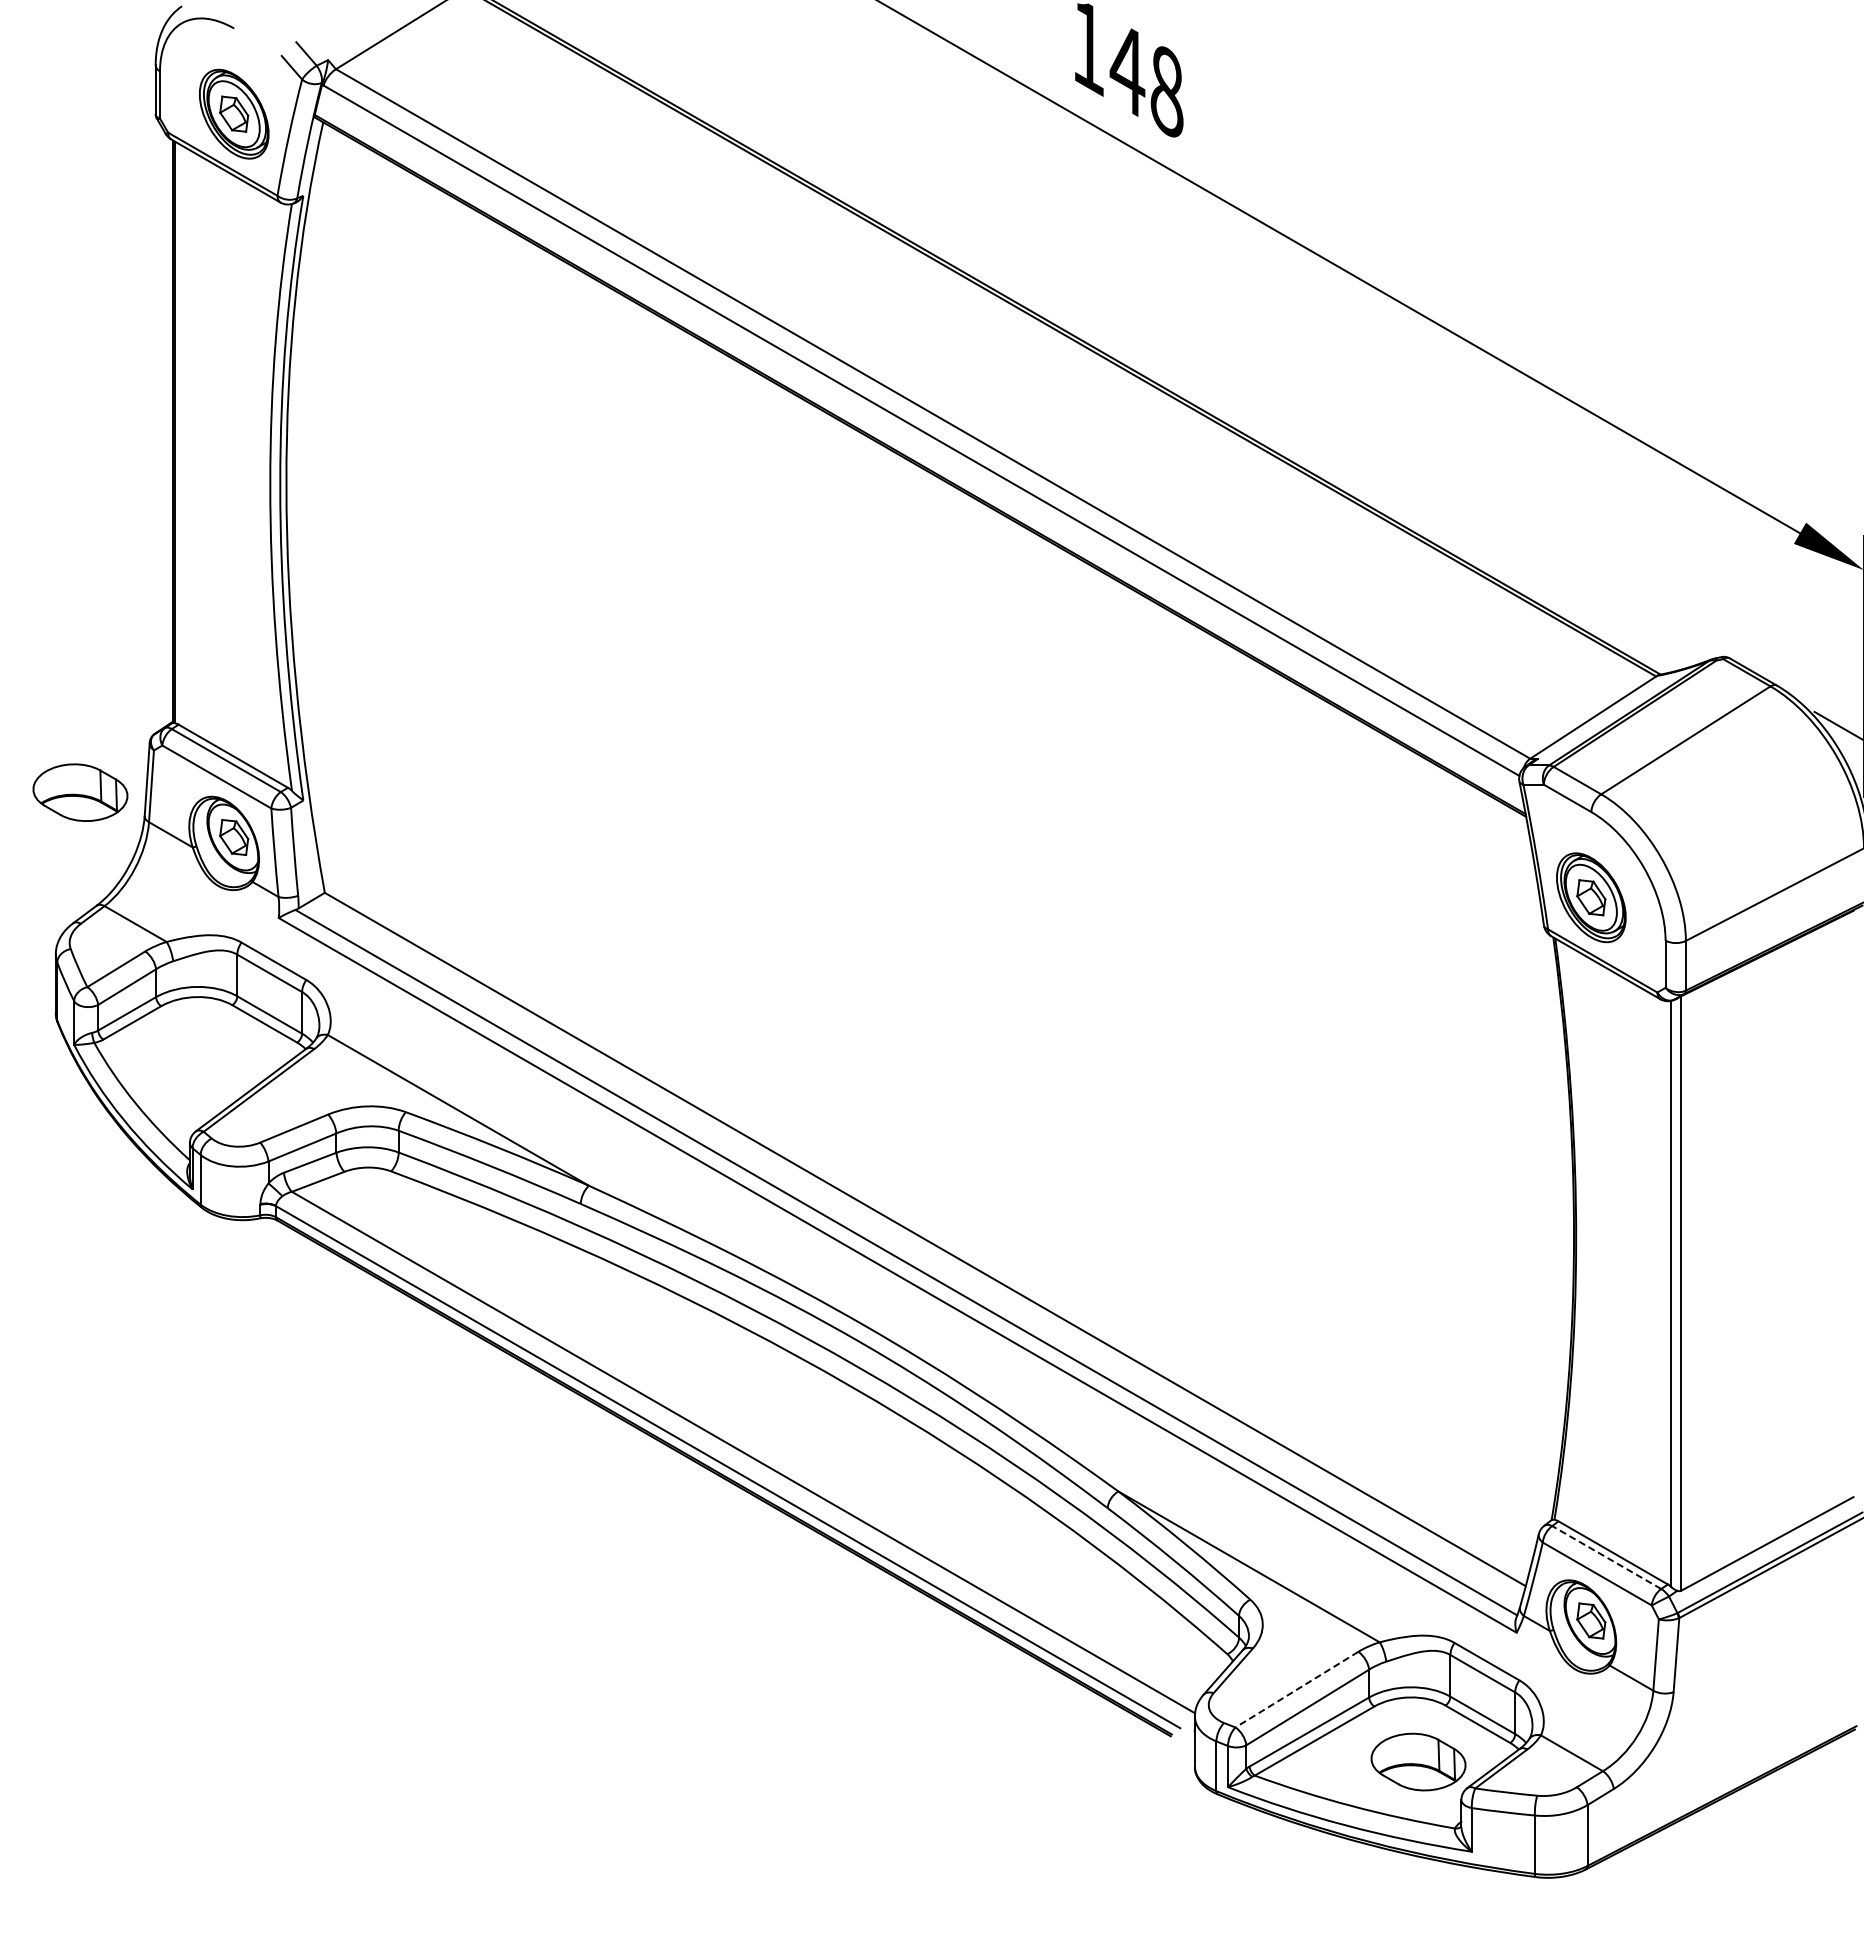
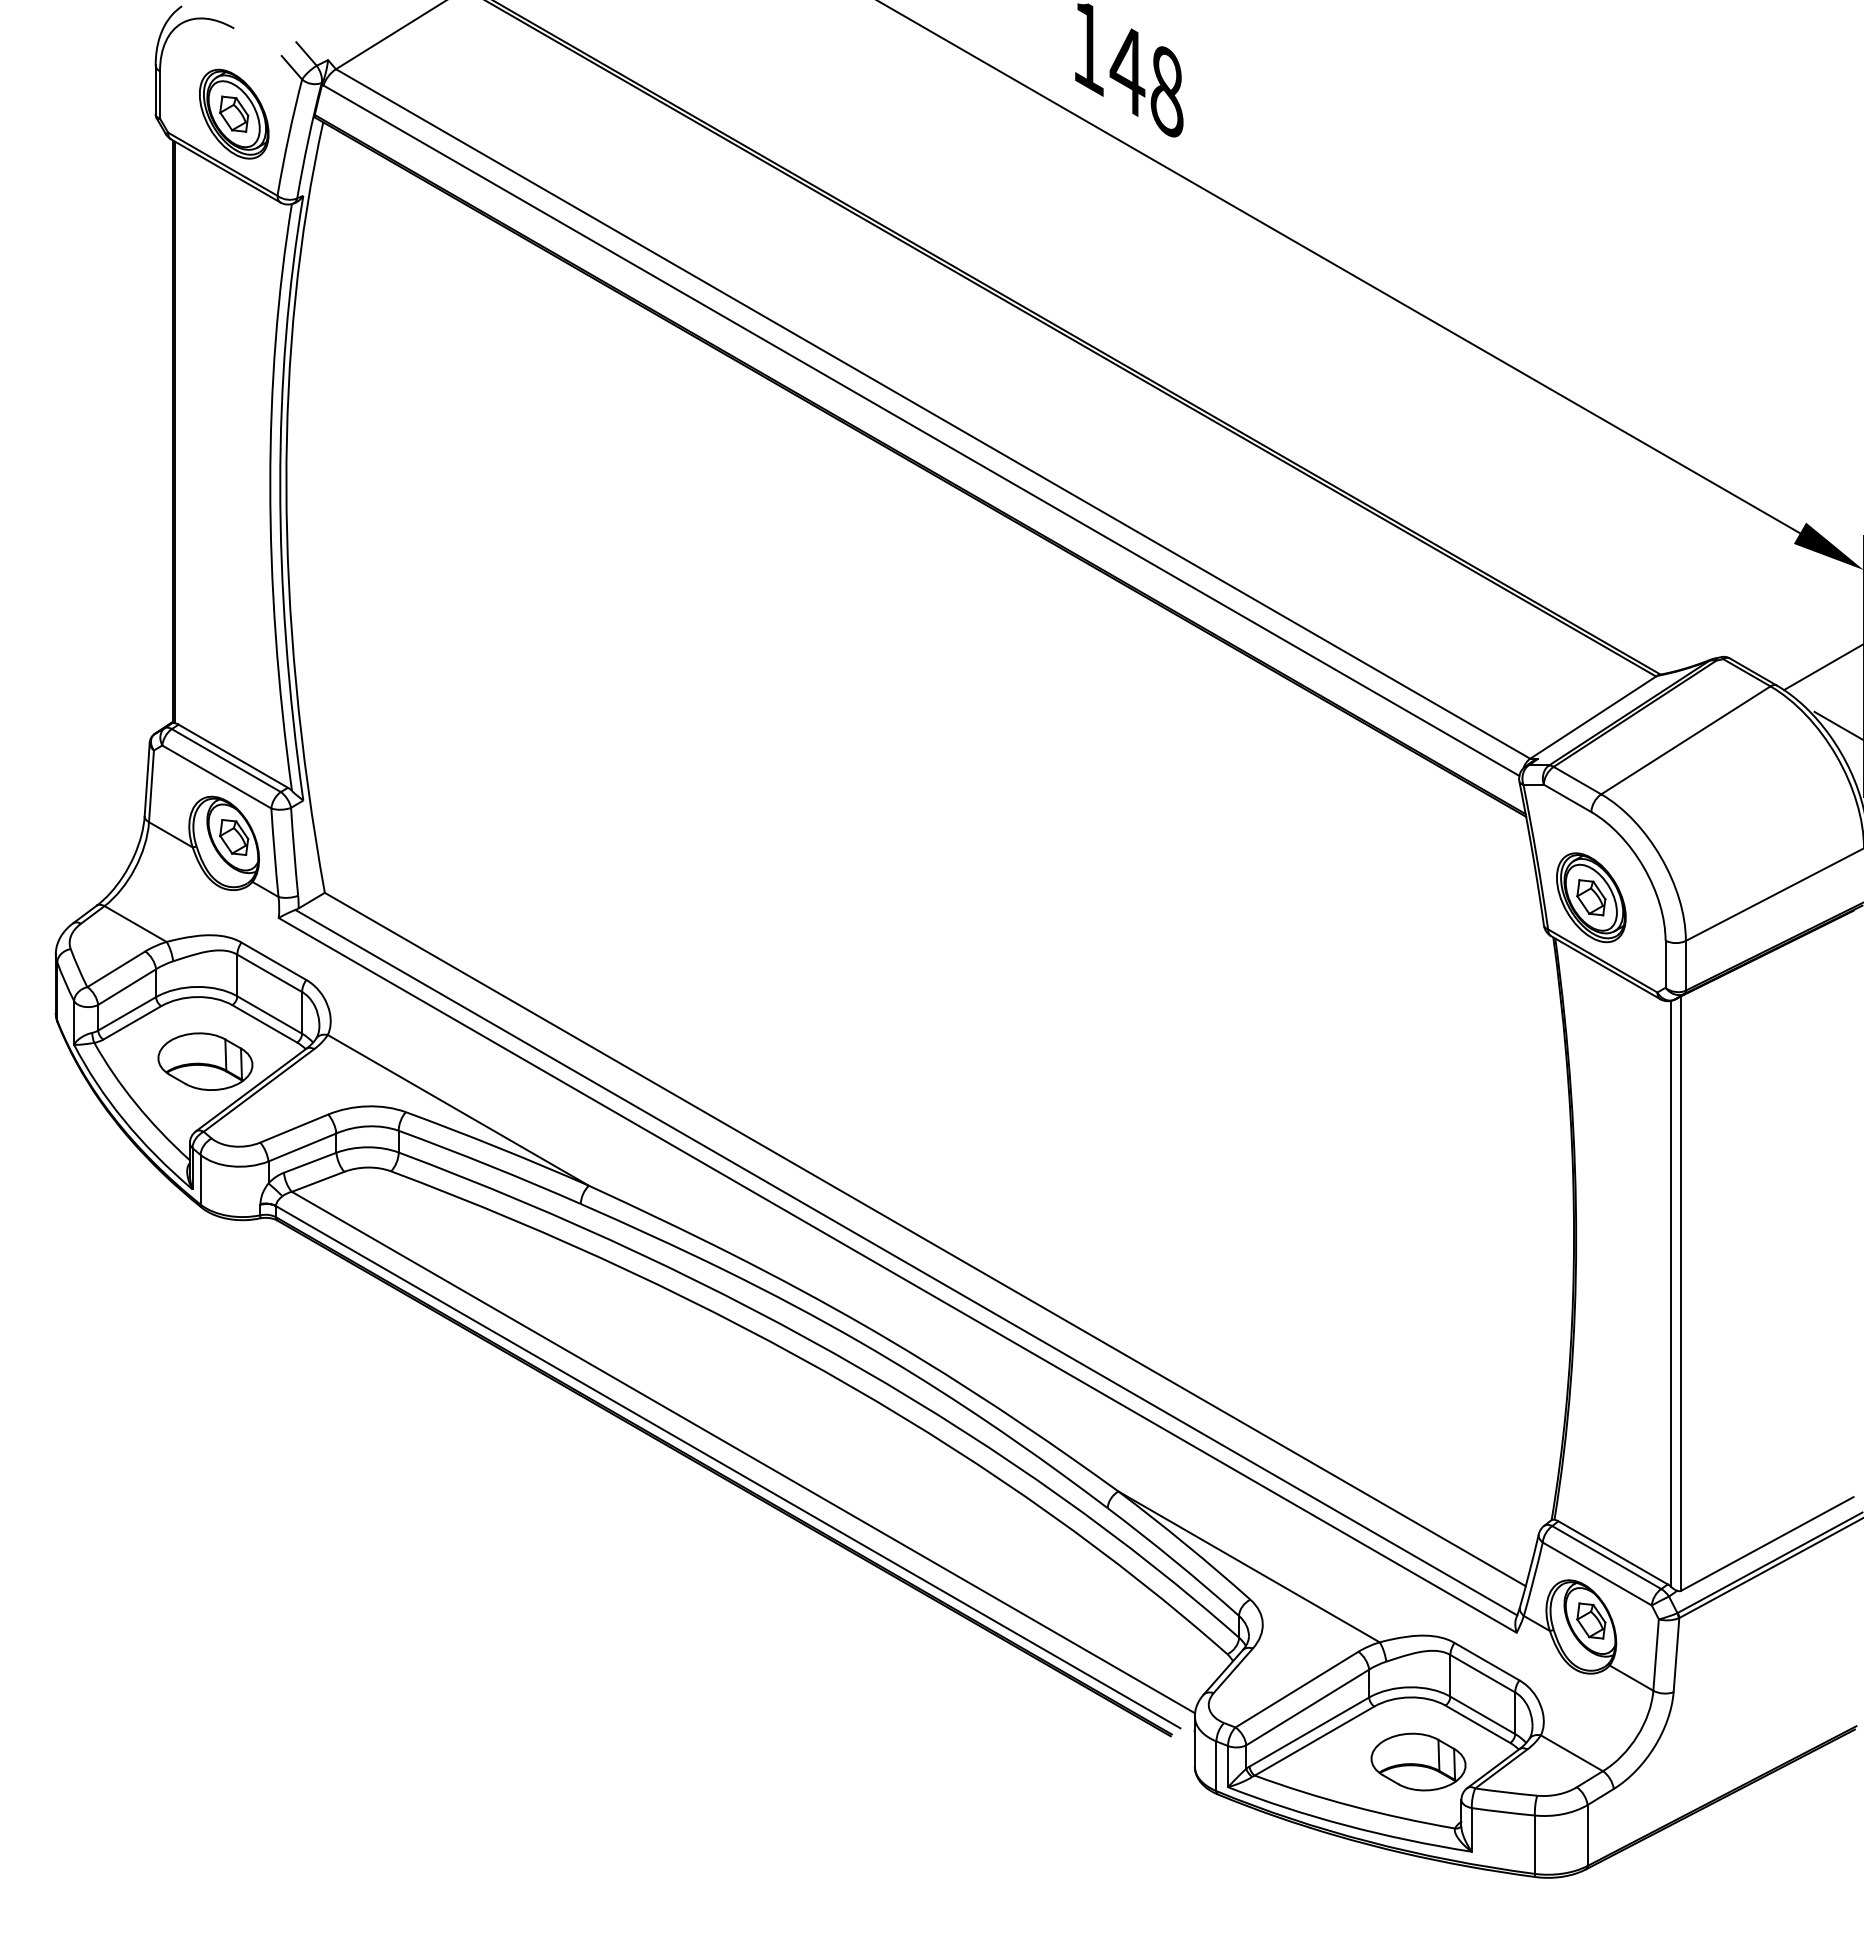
line: none -> present (1822, 668)
part position: (80, 792) -> (205, 1061) (205, 1061)
line: dashed -> solid (1606, 1557)
line: dashed -> solid (1296, 1689)
